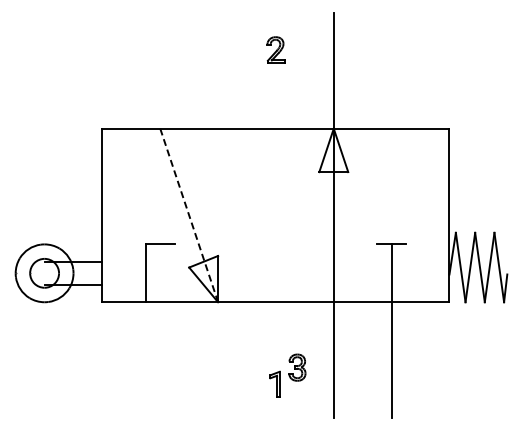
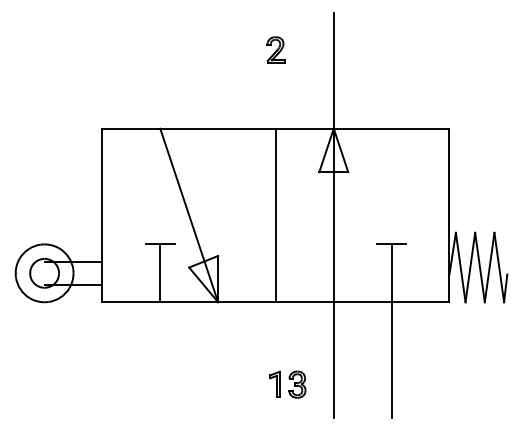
line: dashed -> solid (189, 215)
line: none -> present (275, 215)
line position: (146, 273) -> (160, 273) (160, 273)
part position: (297, 367) -> (297, 384) (297, 384)
